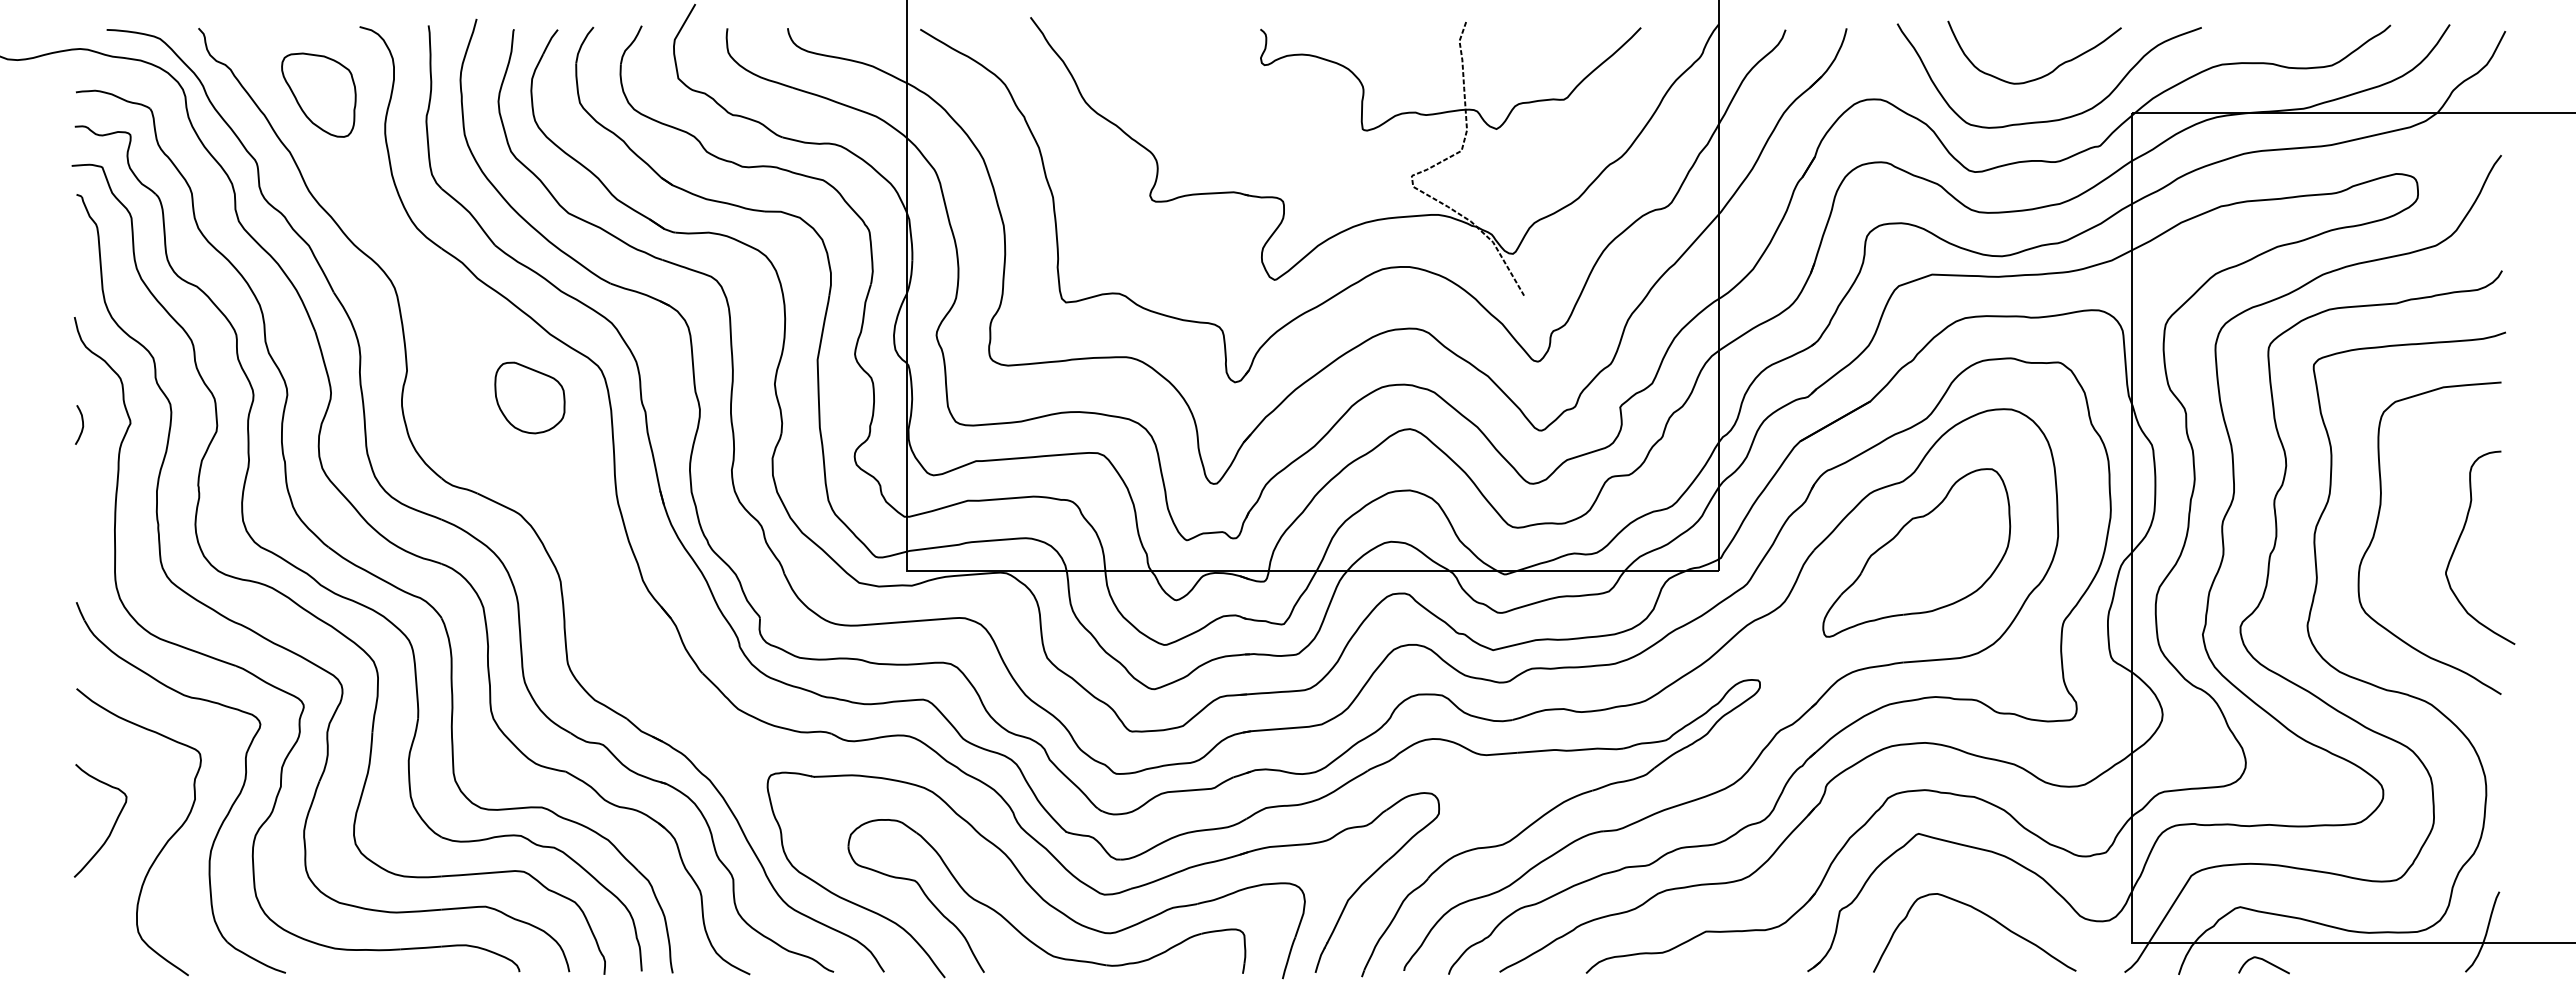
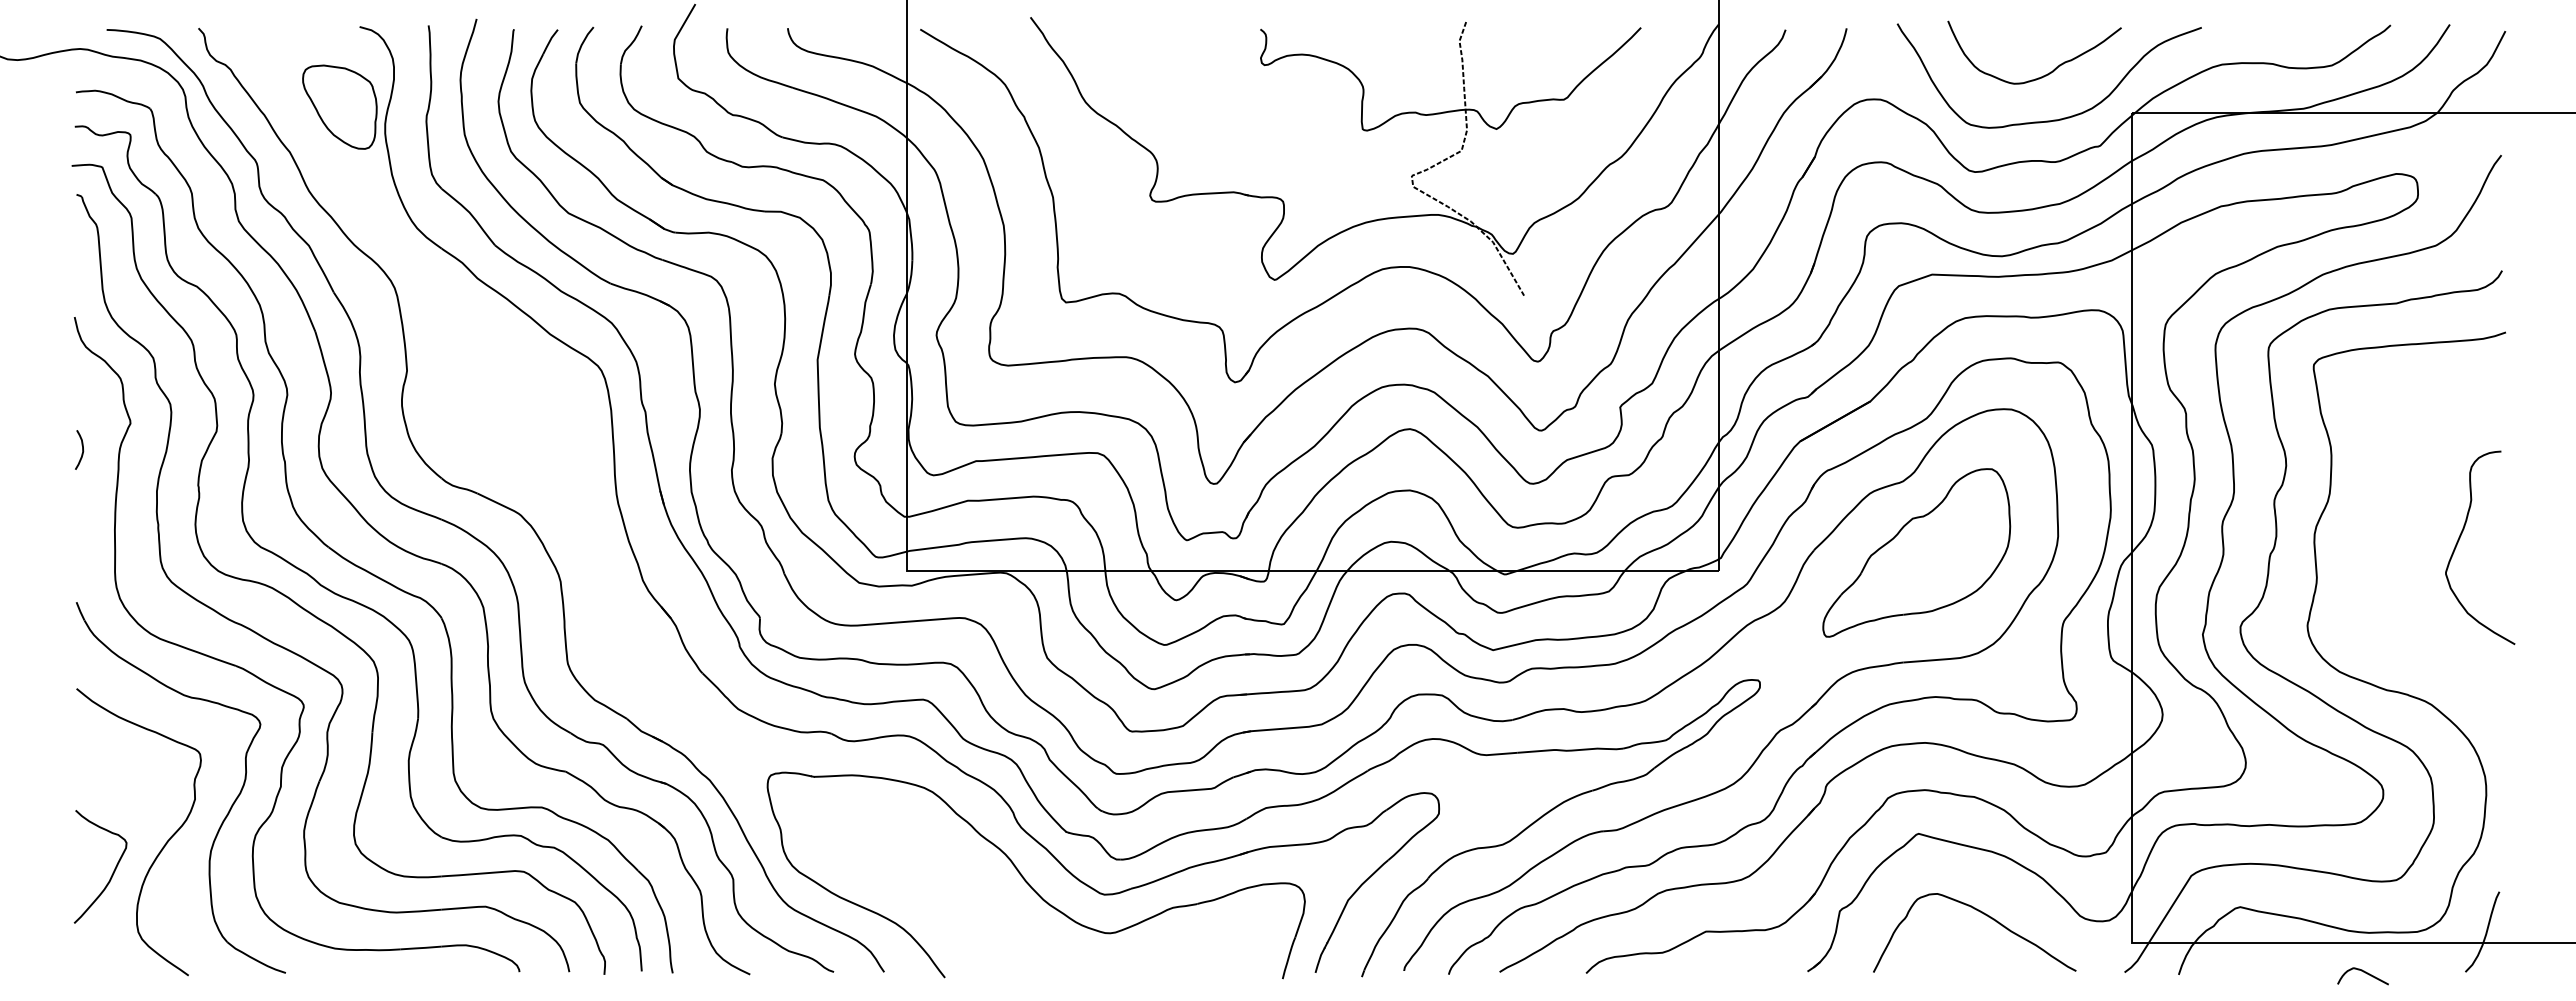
part position: (318, 94) -> (339, 106) (339, 106)
part: present -> none (529, 397)
curve position: (82, 424) -> (82, 449) (82, 449)
curve: present -> none (2377, 525)
curve position: (112, 826) -> (112, 872) (112, 872)
part: present -> none (1018, 929)
curve position: (2264, 961) -> (2363, 972) (2363, 972)
